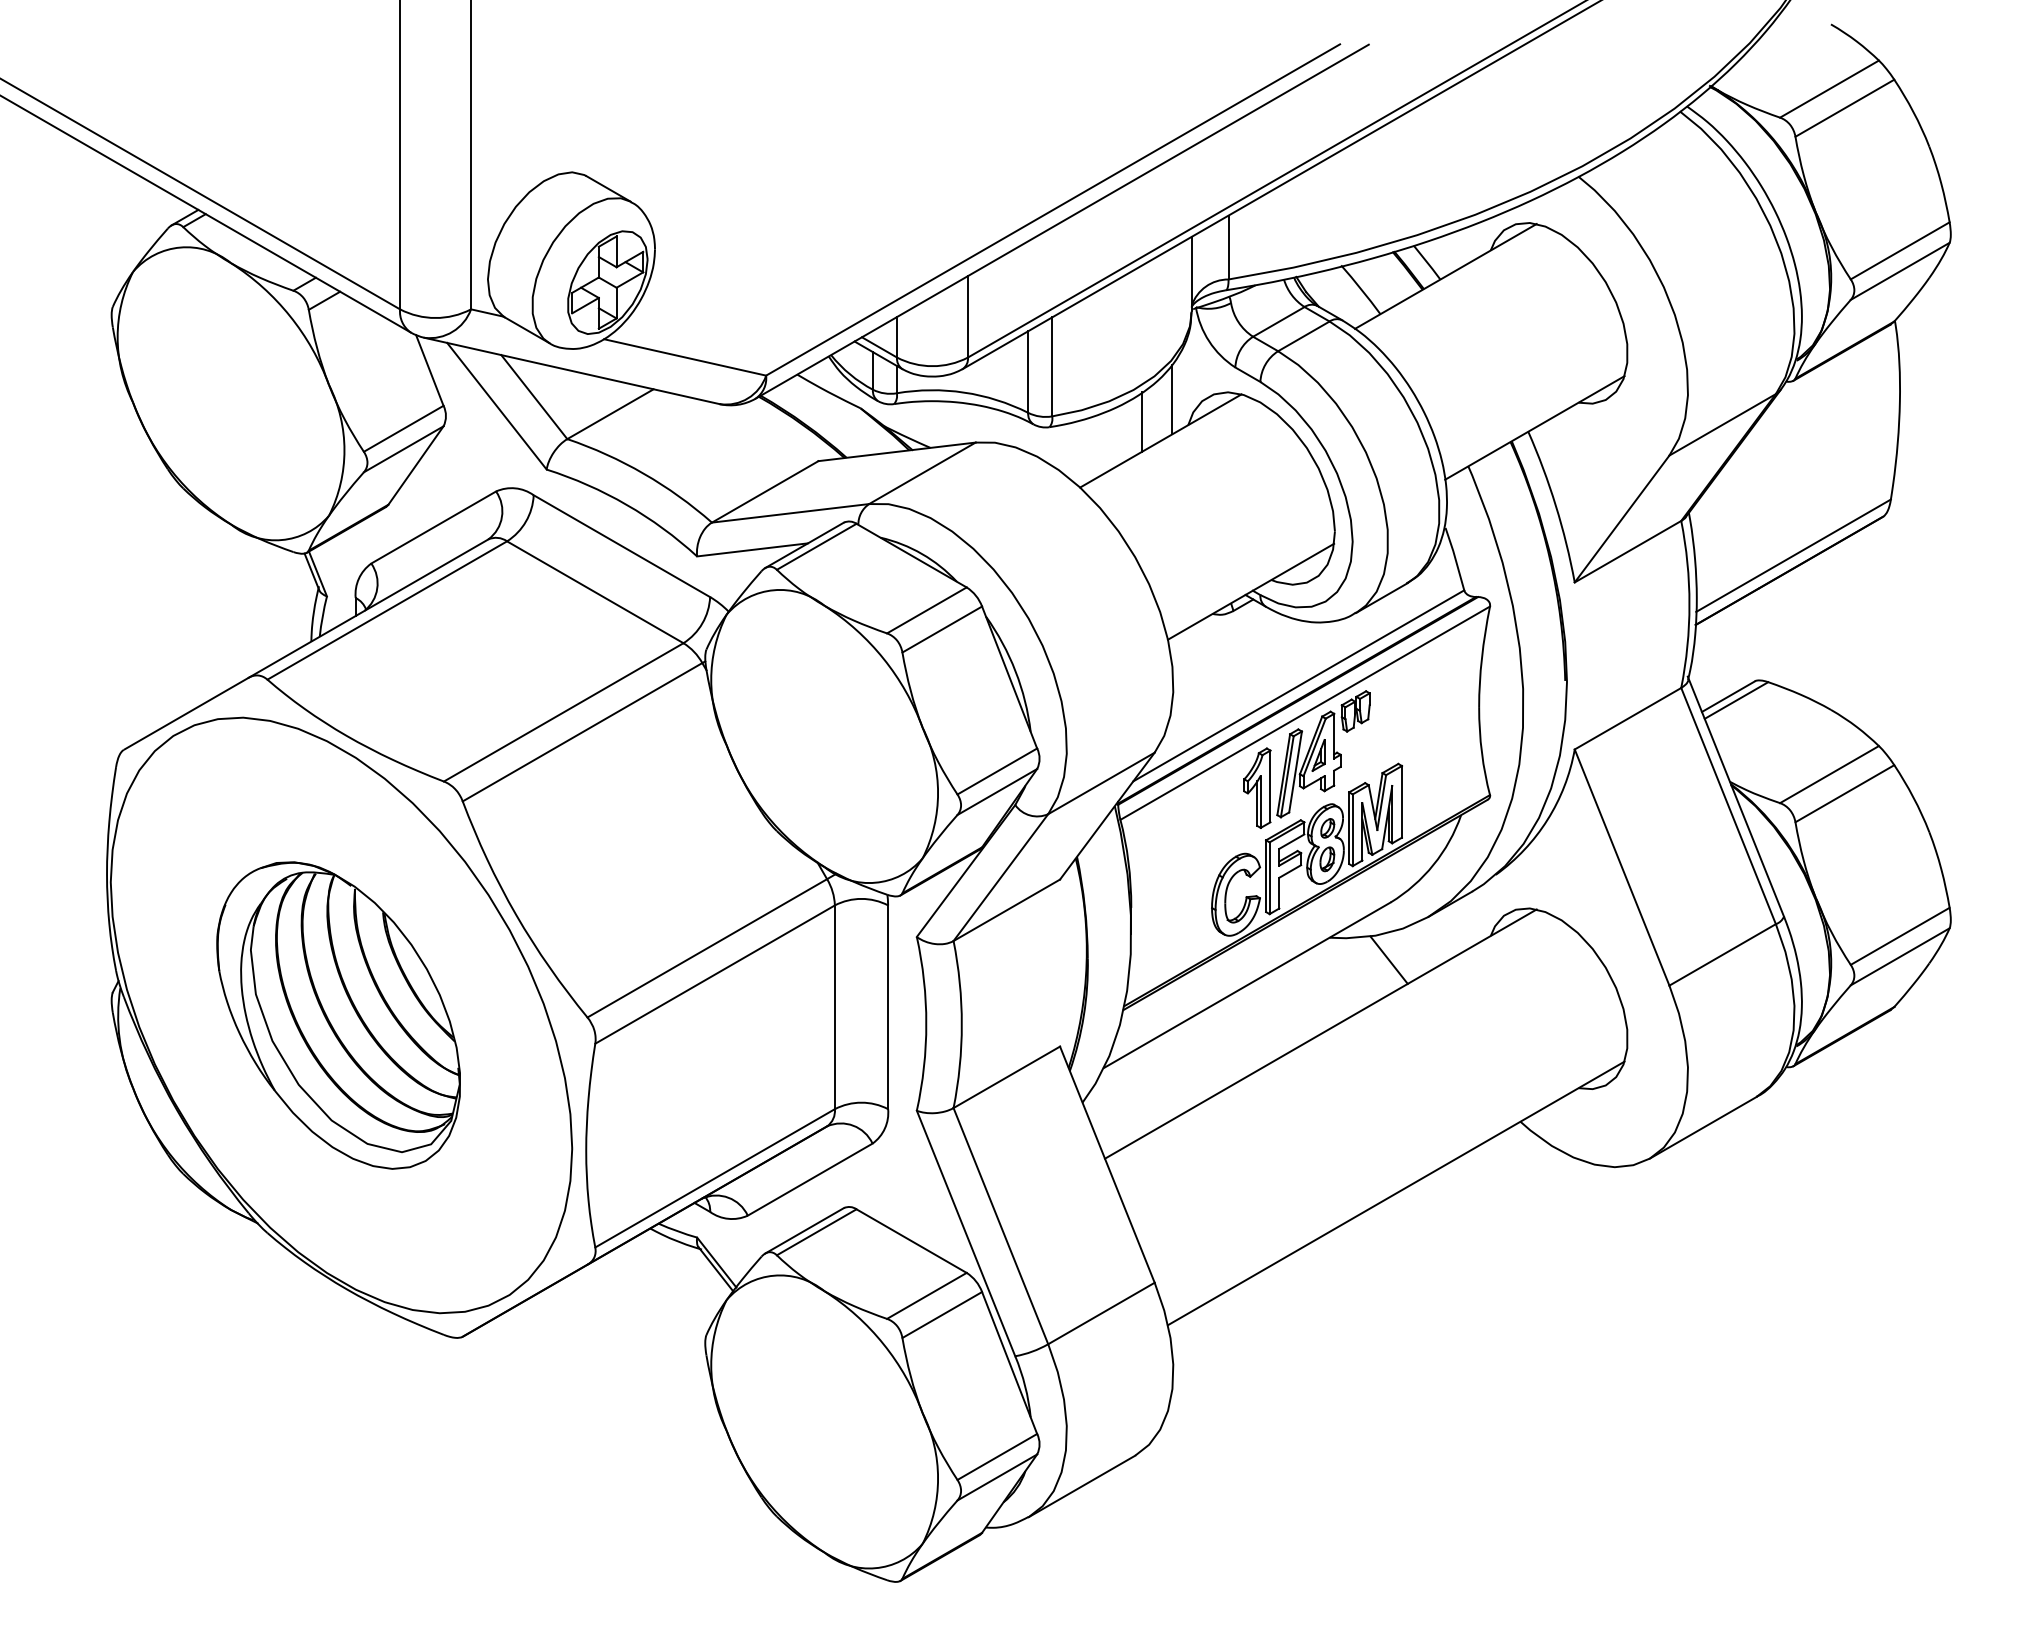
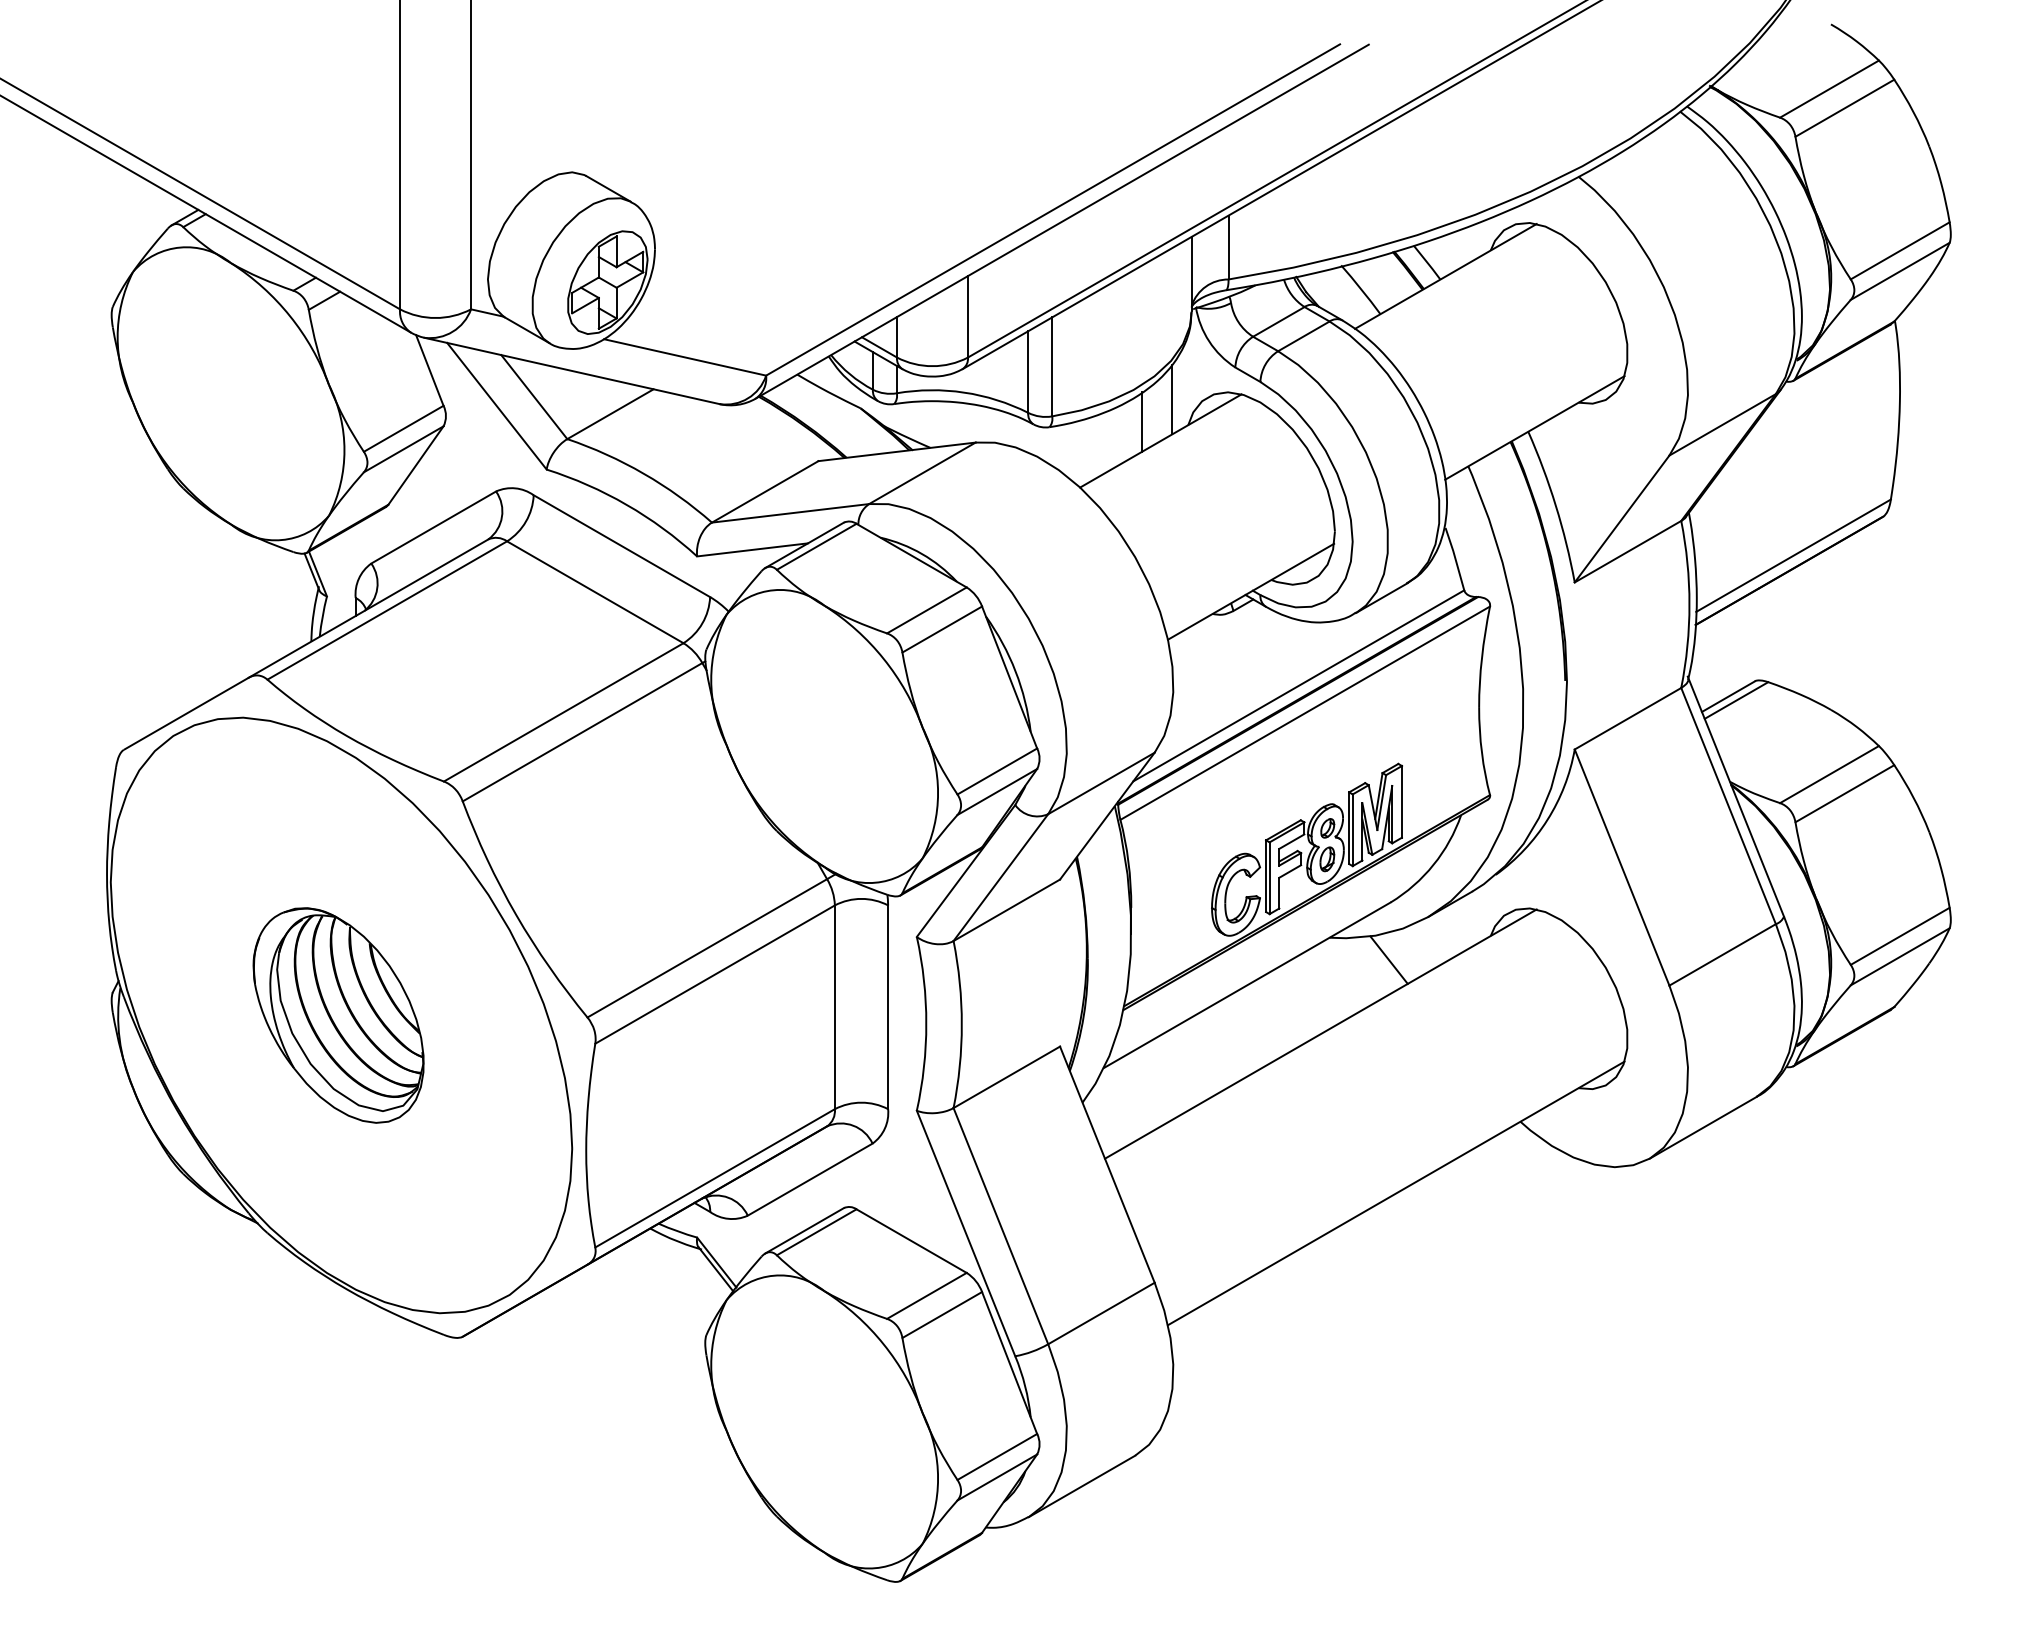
part: present -> none (1306, 759)
part size: 245x309 px -> 173x217 px (338, 1015)
